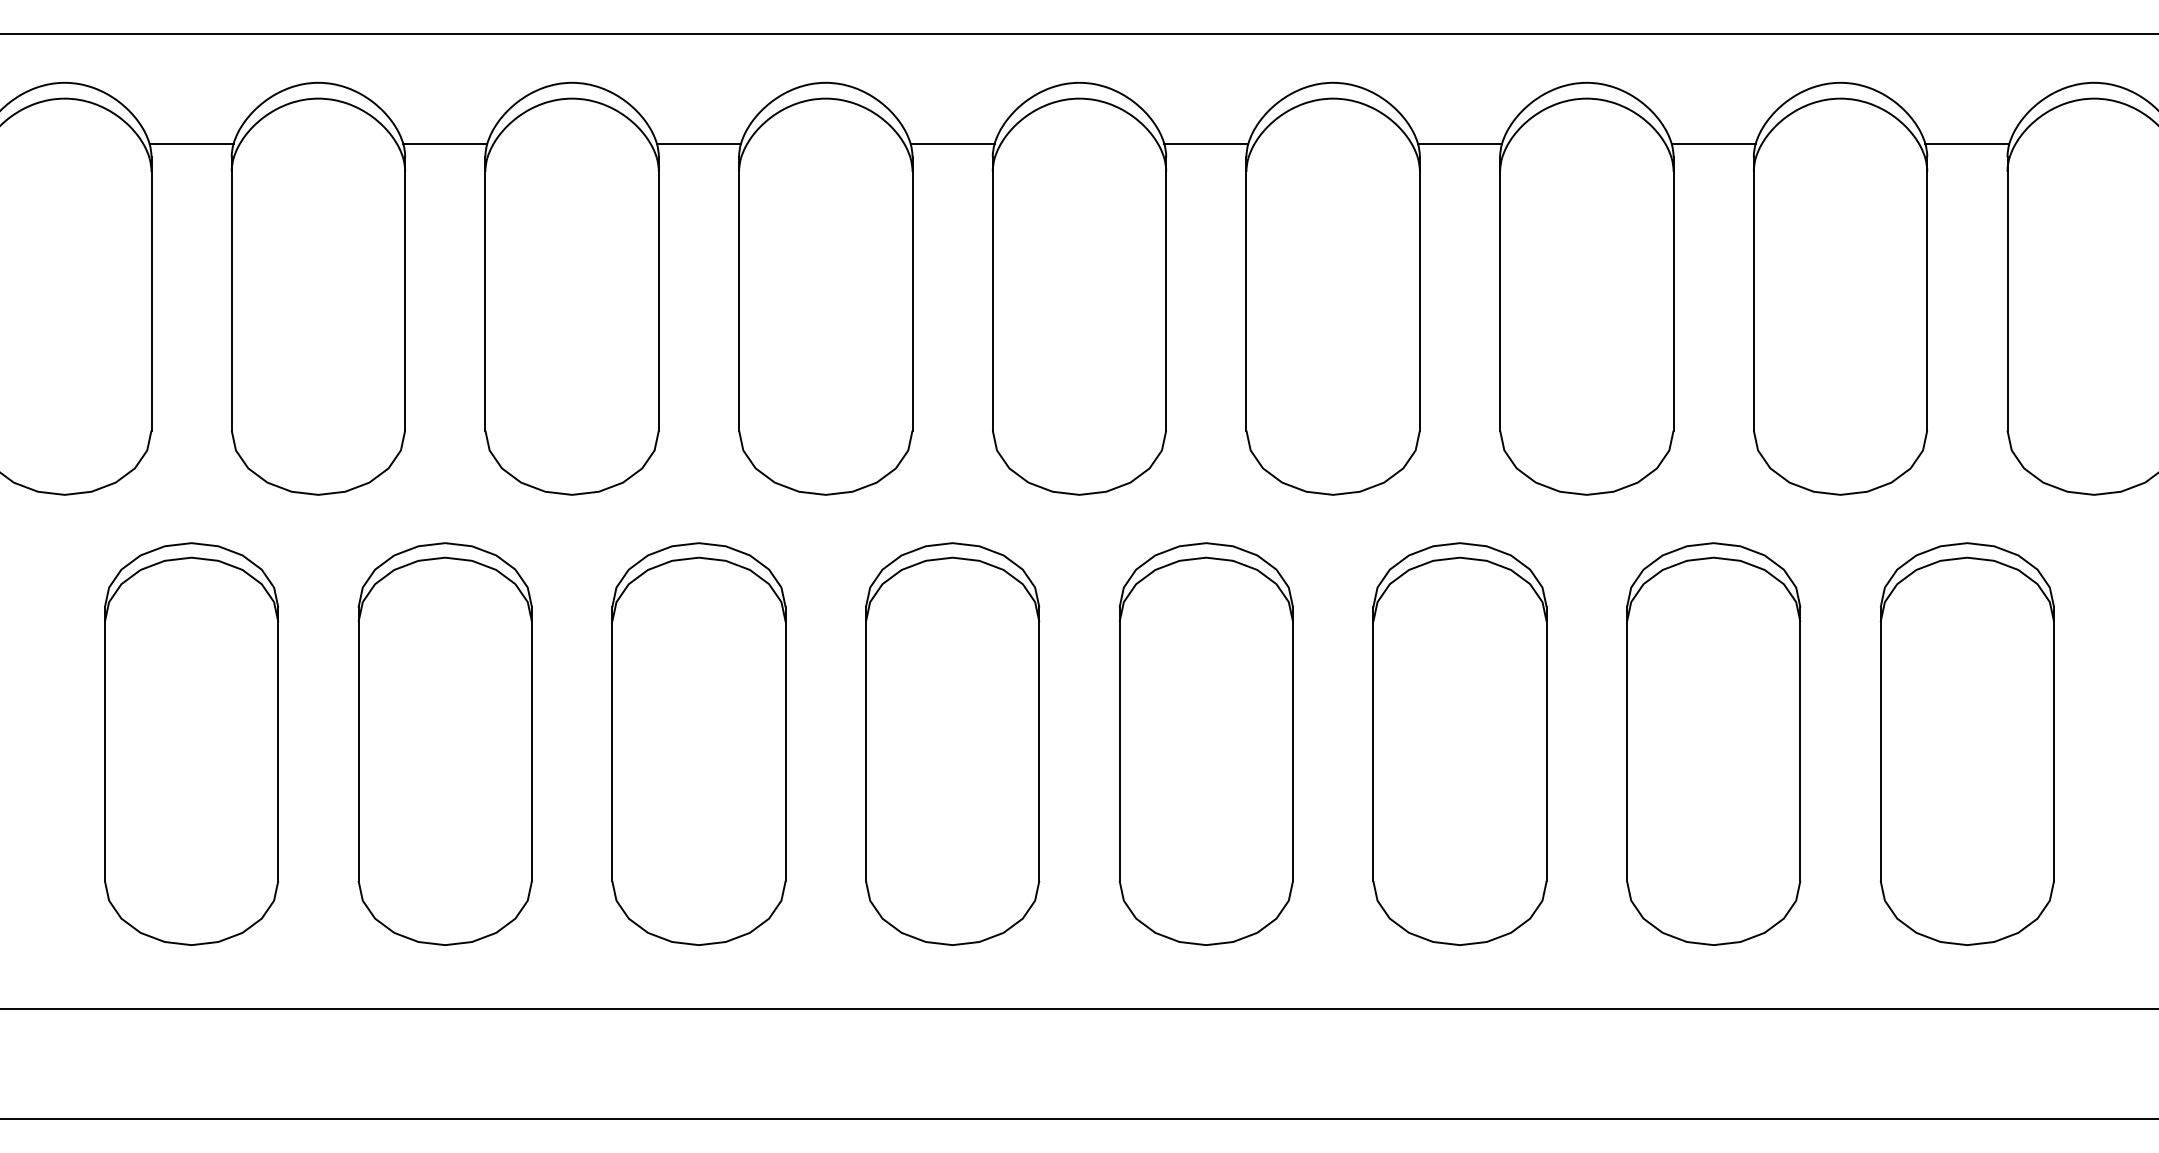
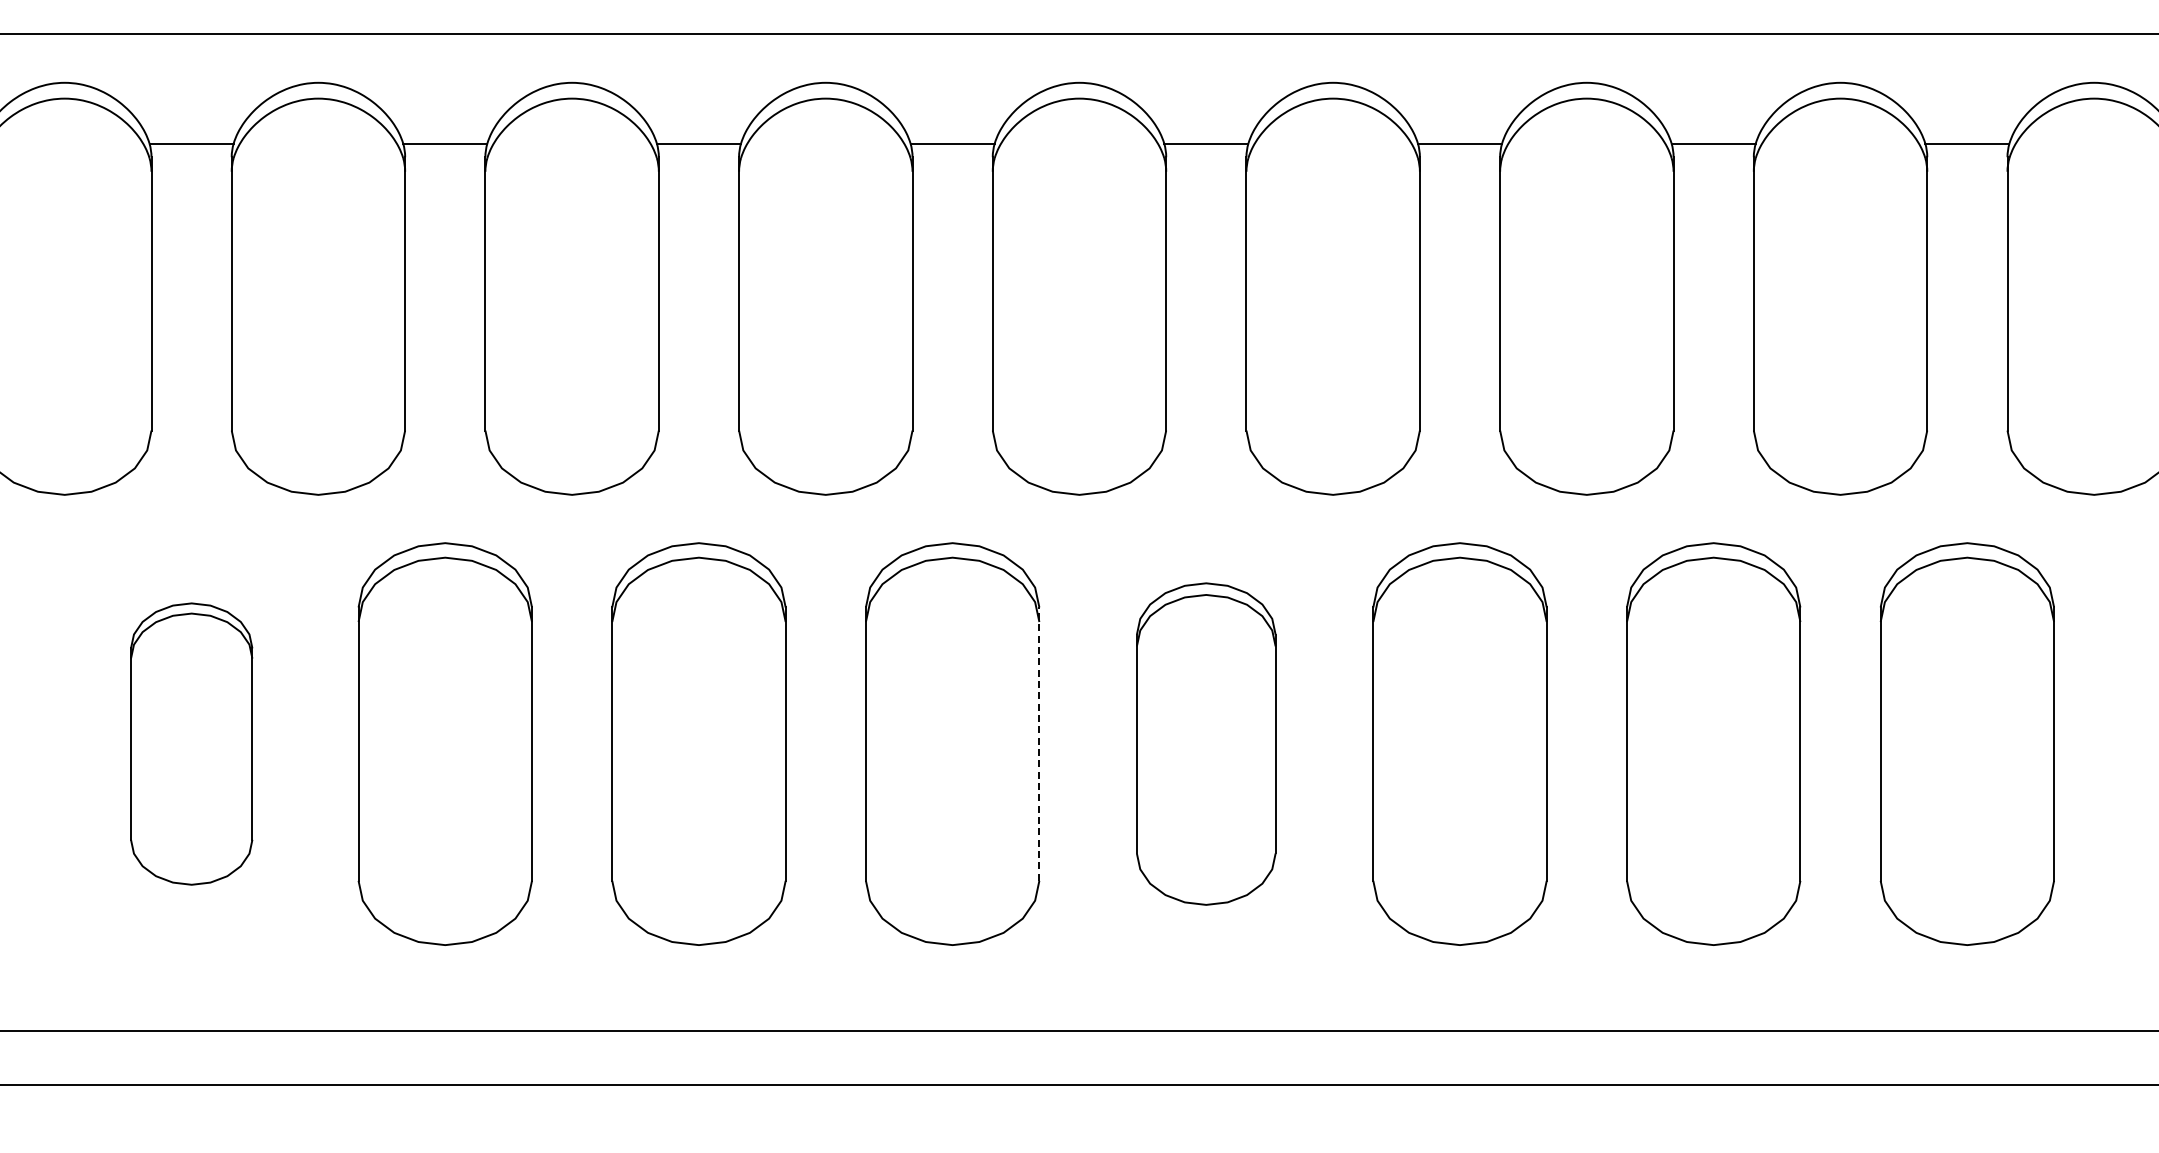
part size: 176x404 px -> 124x284 px (191, 743)
part size: 176x404 px -> 141x324 px (1206, 743)
line: solid -> dashed (1039, 744)
line position: (1078, 1009) -> (1078, 1031) (1078, 1031)
line position: (1078, 1118) -> (1078, 1084) (1078, 1084)
